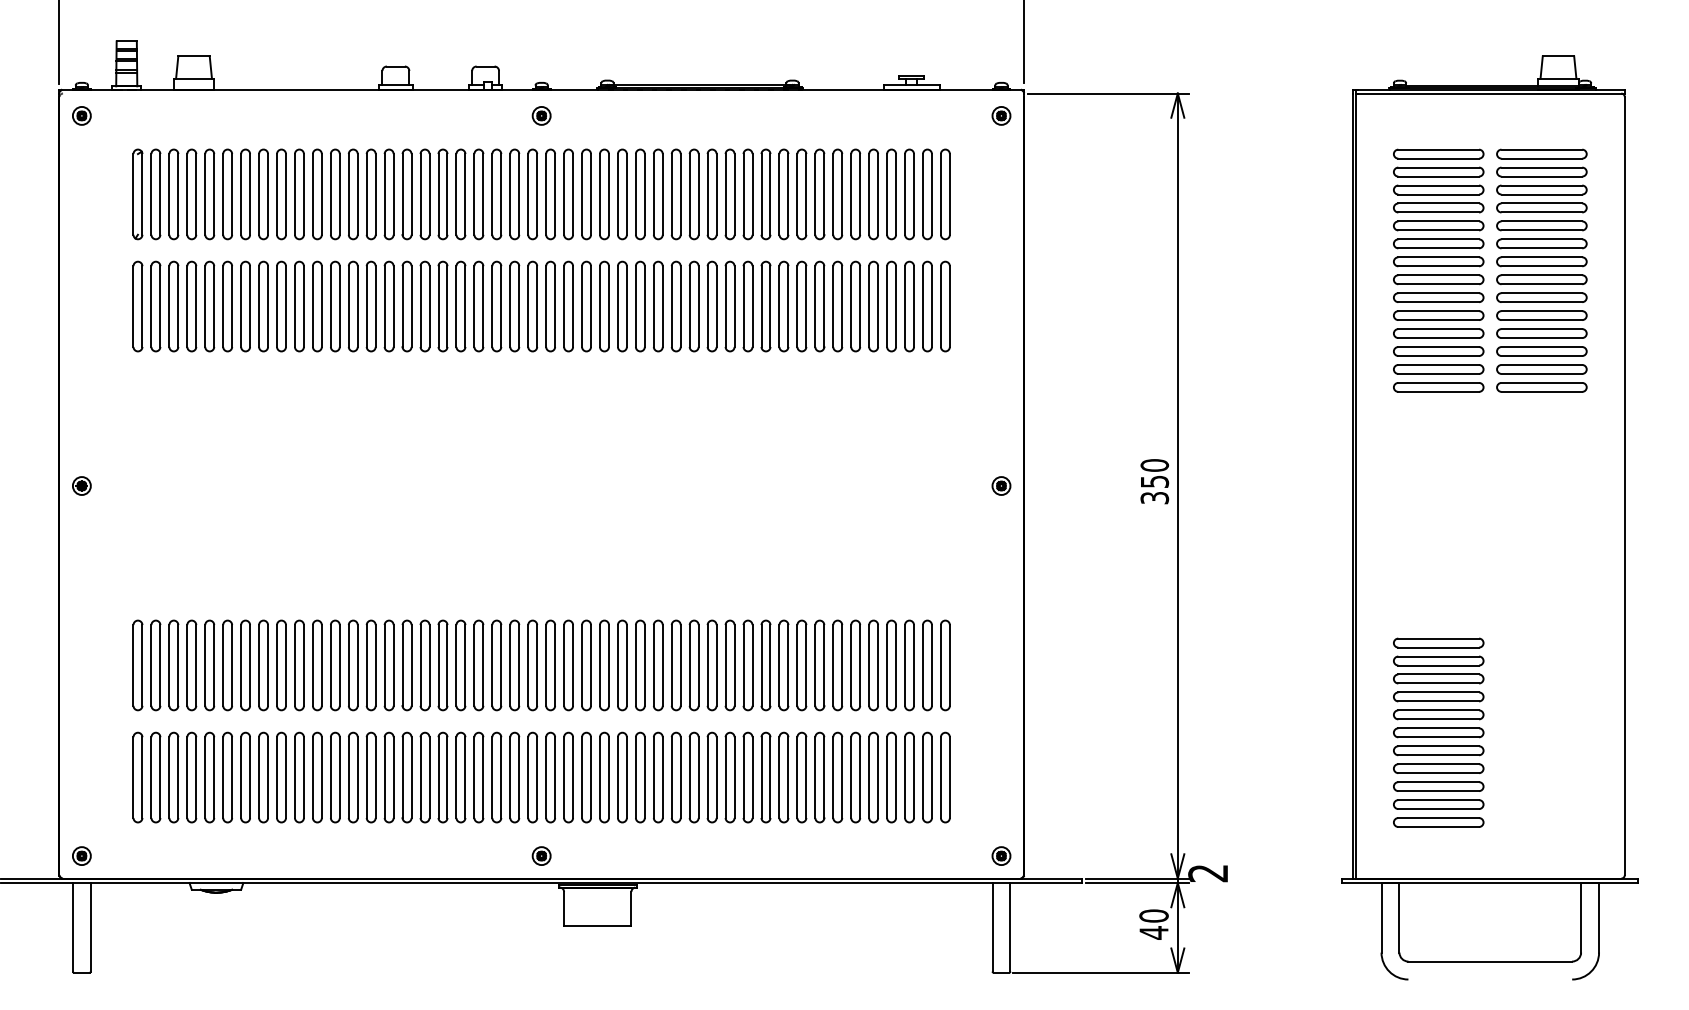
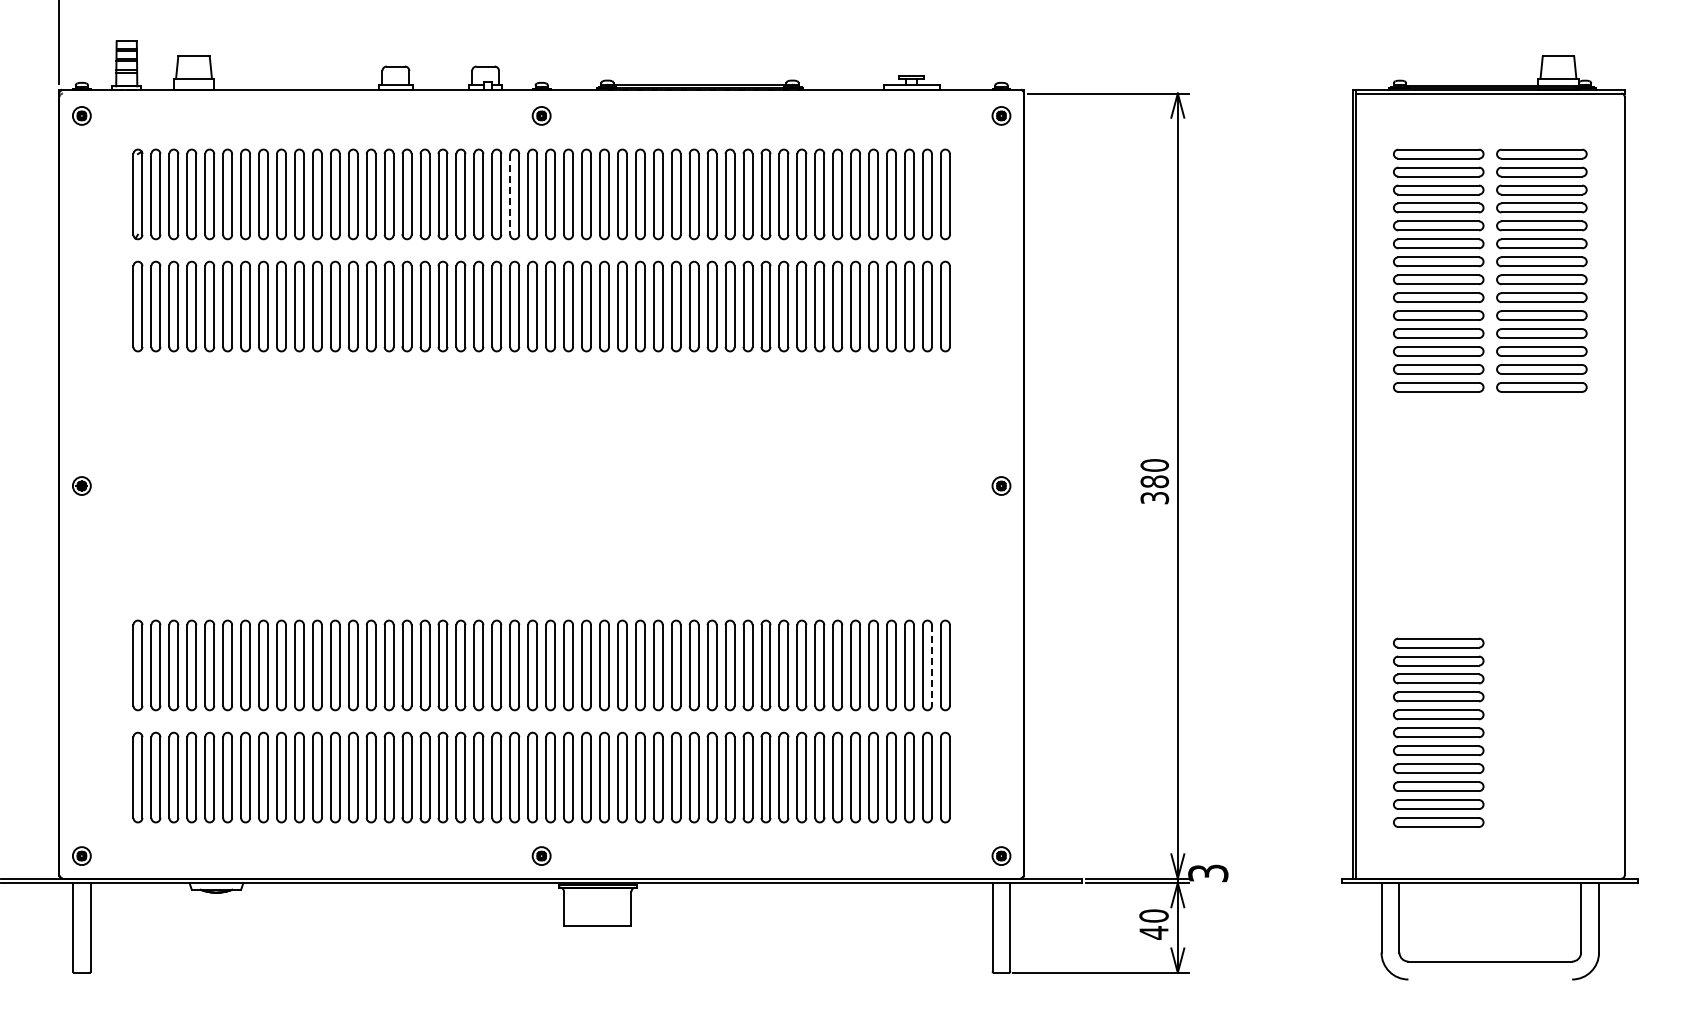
line: present -> none (1023, 42)
line: solid -> dashed (510, 194)
text: 350 -> 380 (1154, 481)
line: solid -> dashed (931, 665)
text: 2 -> 3 (1208, 873)
